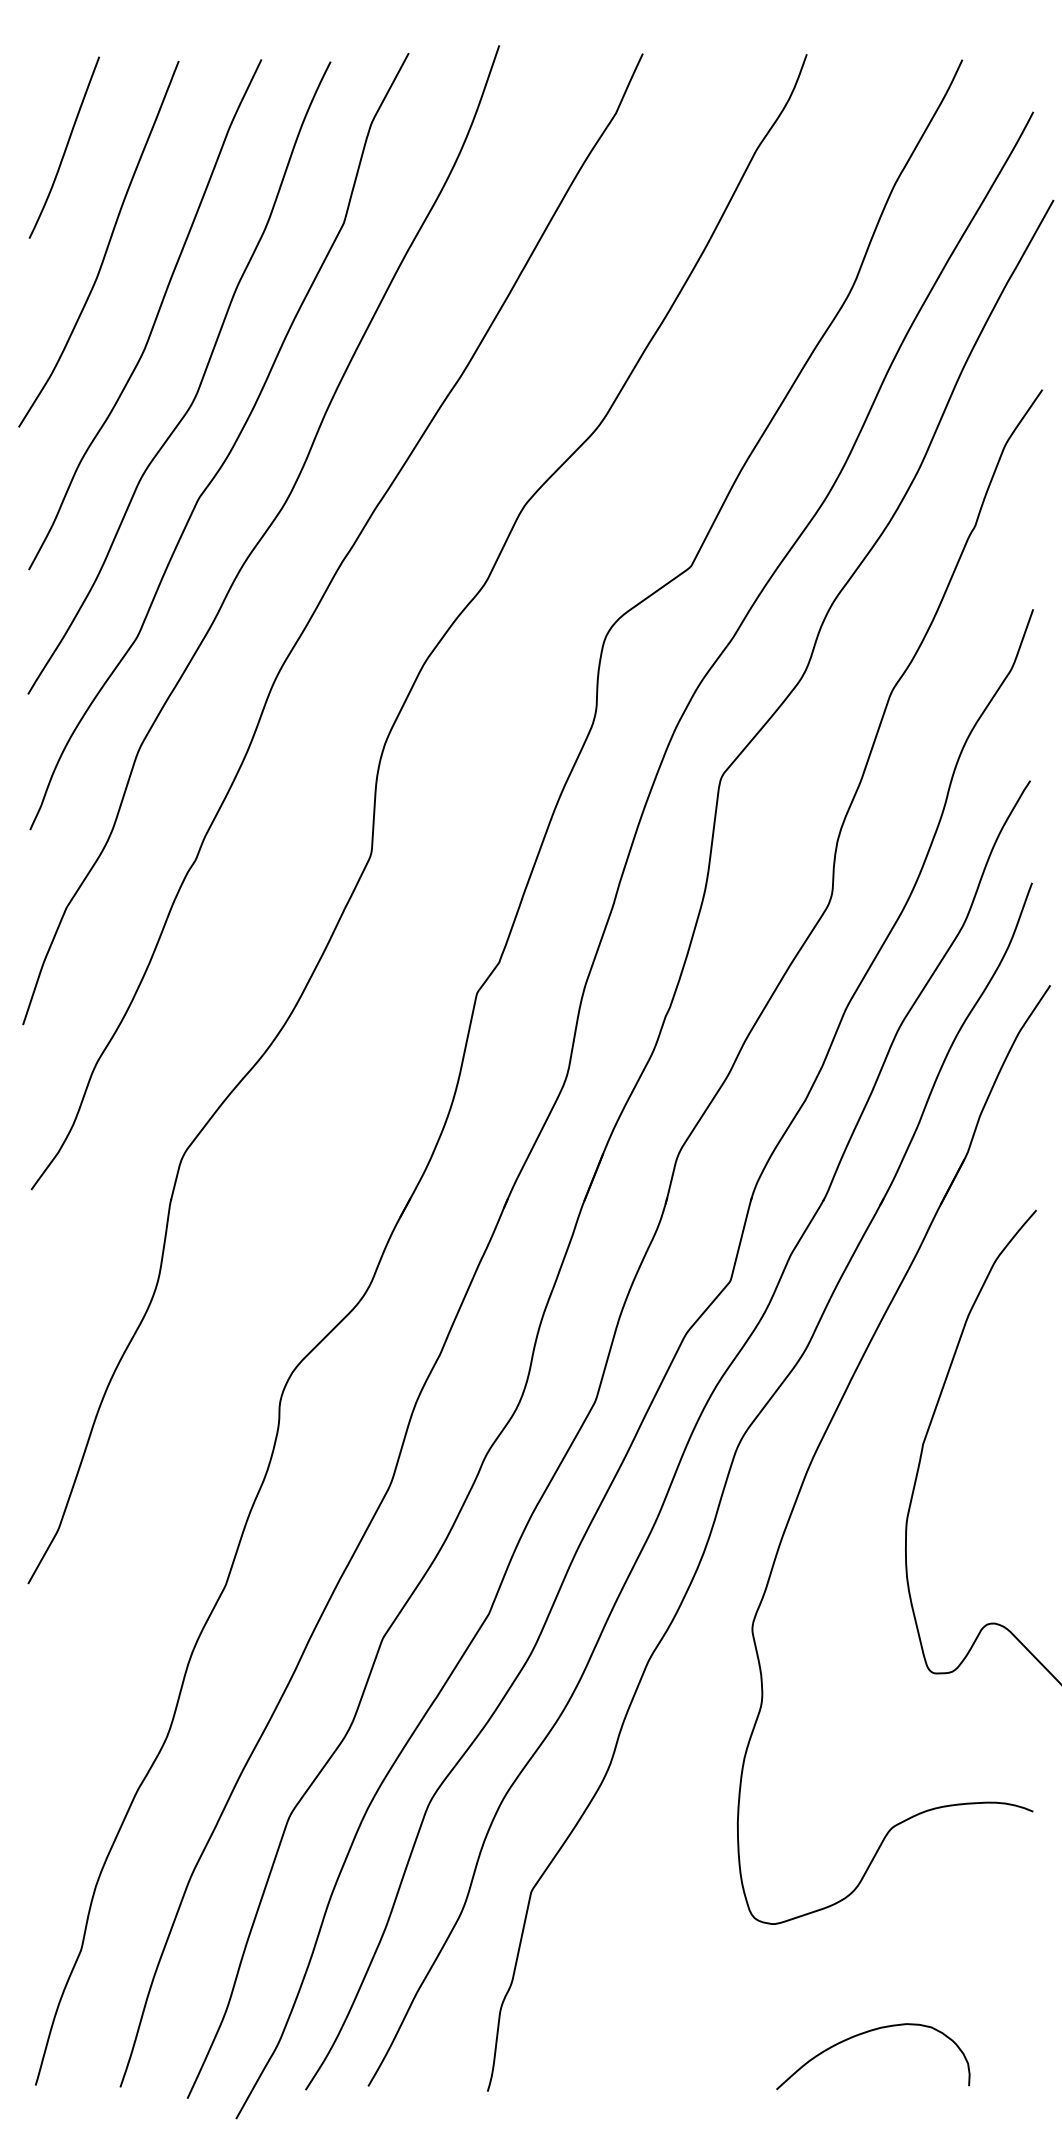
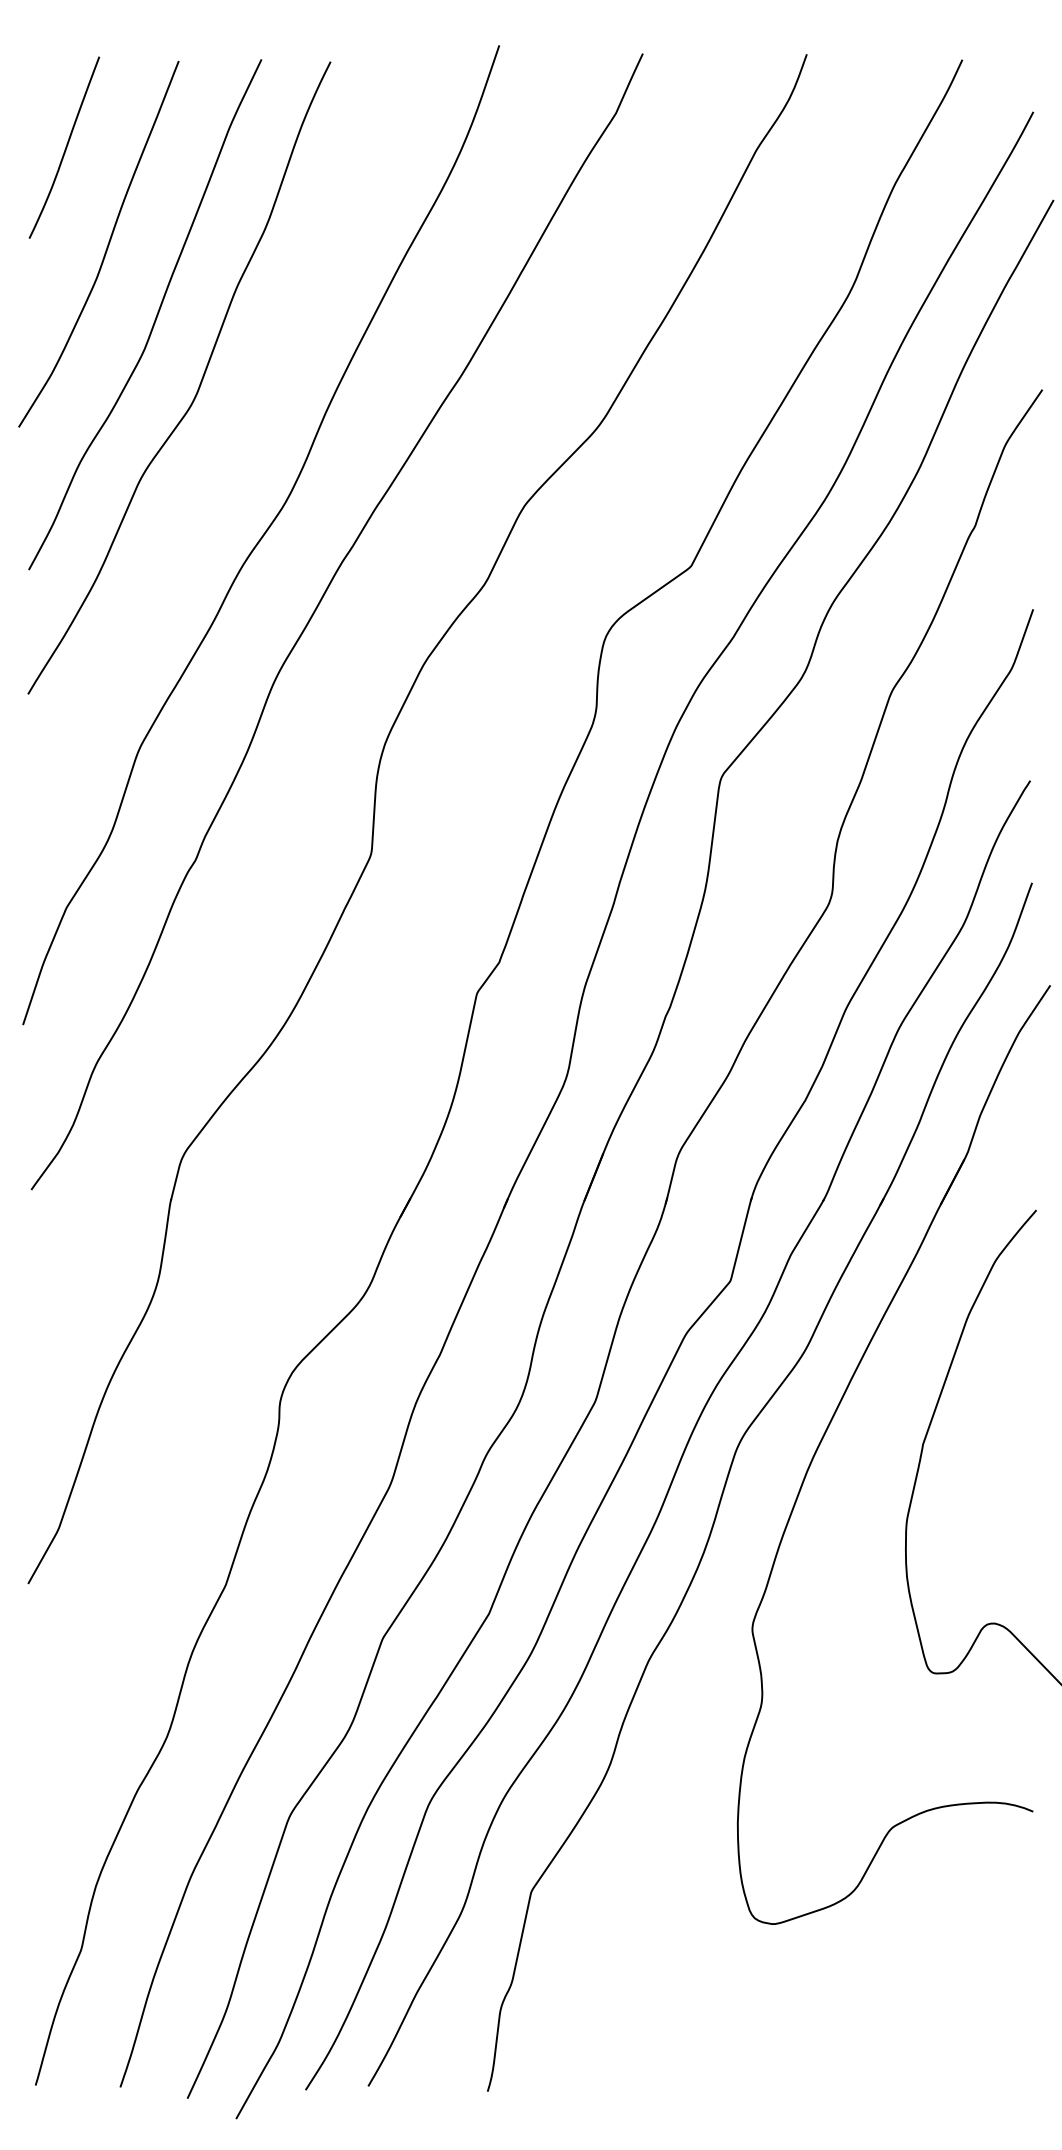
curve: present -> none (231, 447)
curve: present -> none (865, 2033)
